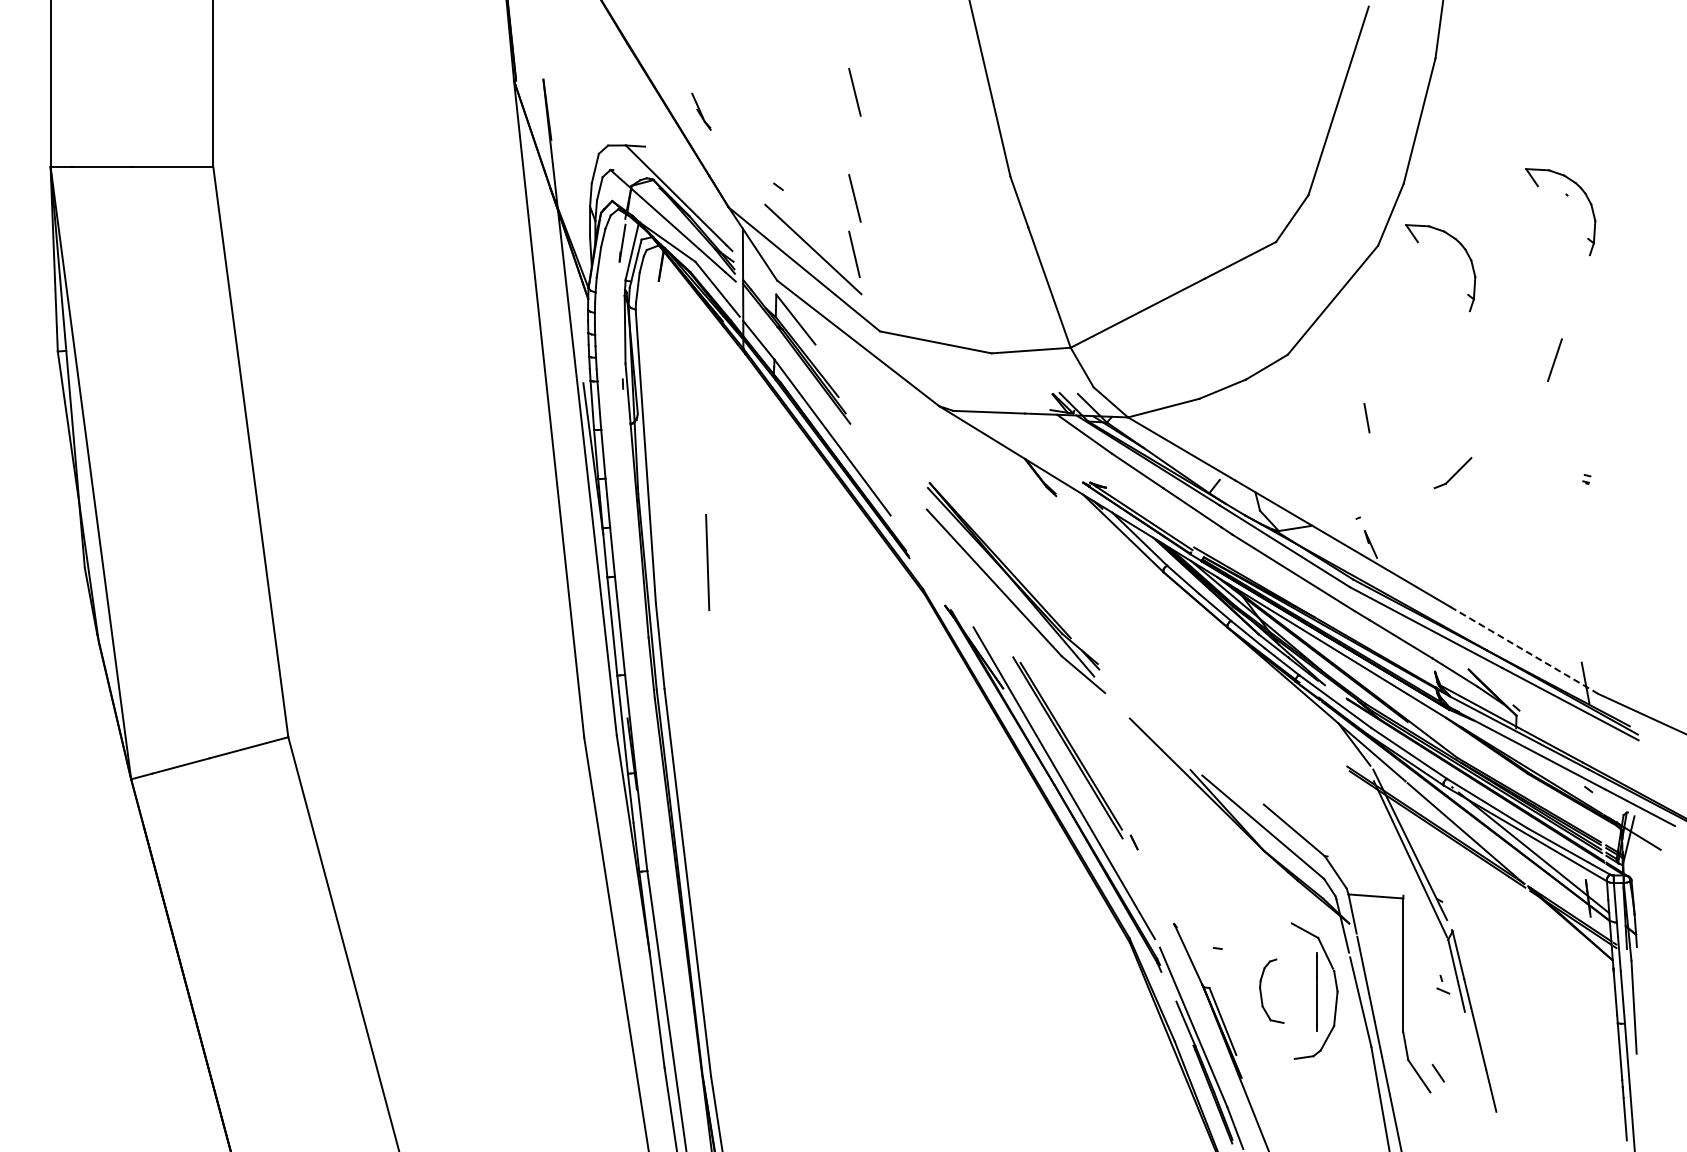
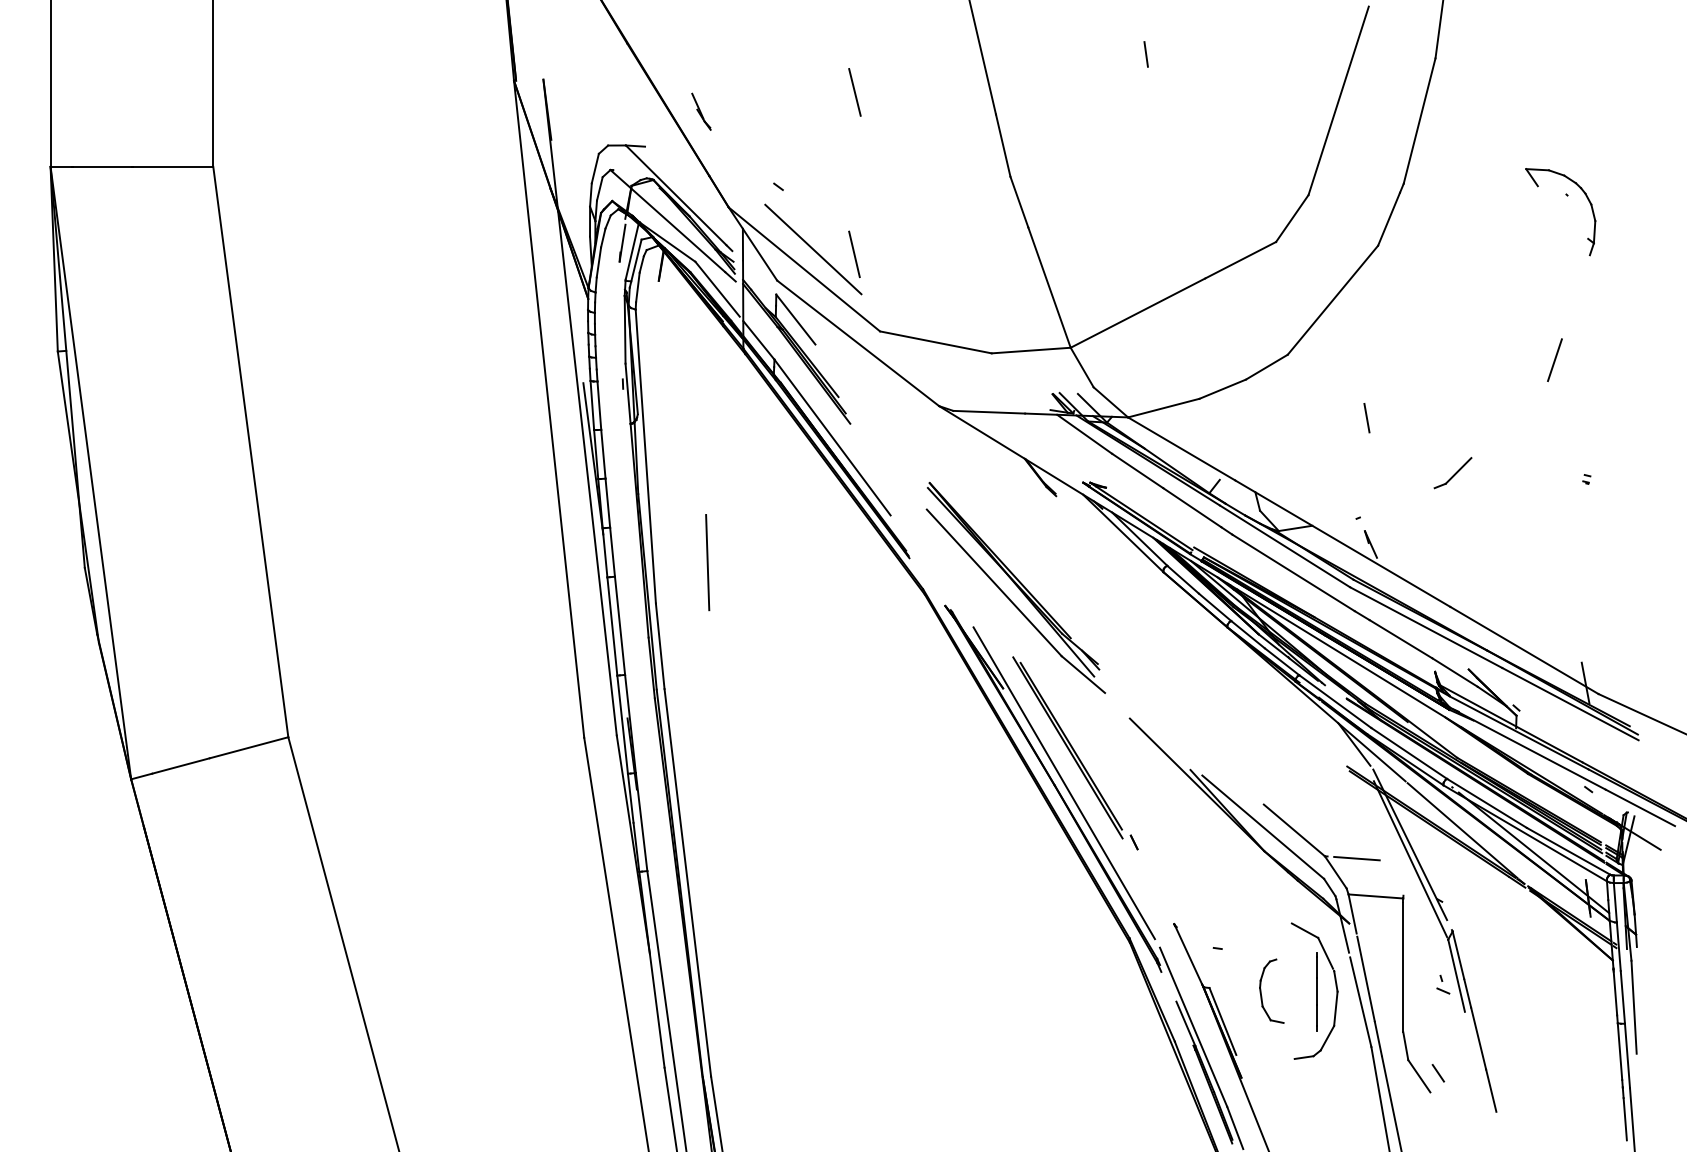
line: none -> present (1145, 54)
line: present -> none (854, 198)
part: present -> none (1465, 252)
line: dashed -> solid (1524, 650)
line: none -> present (1356, 858)
